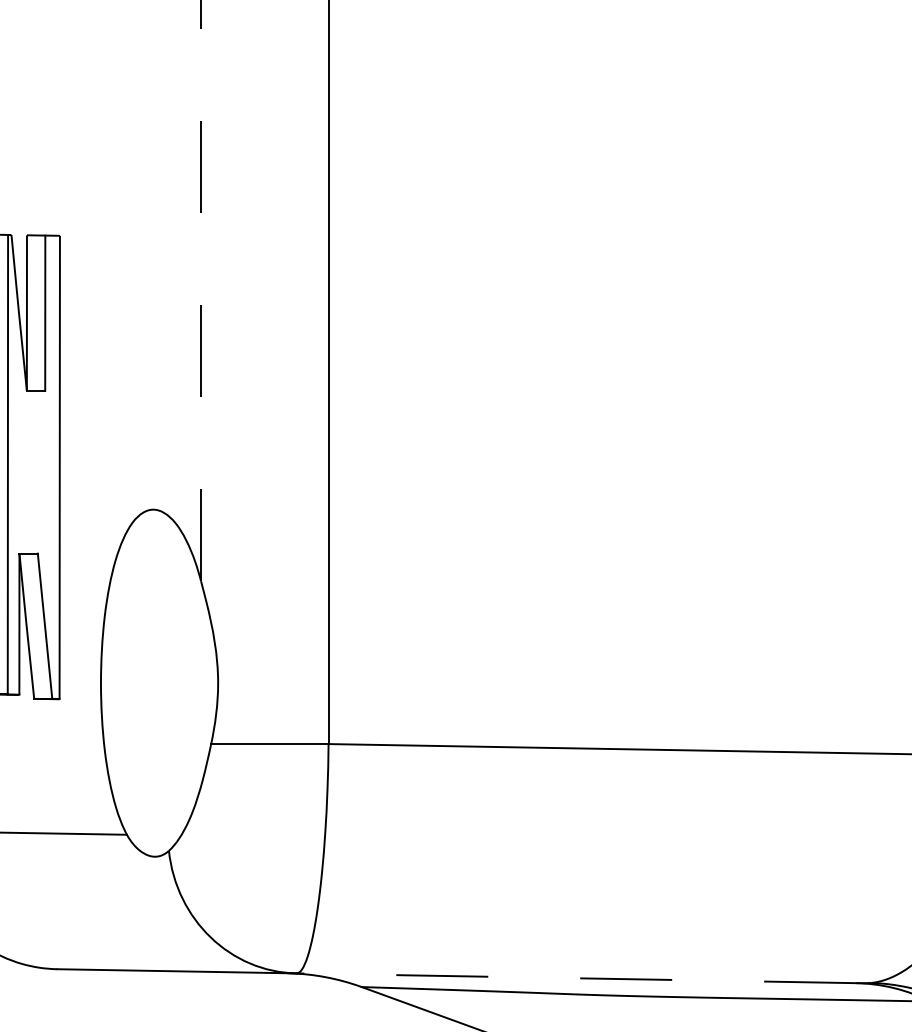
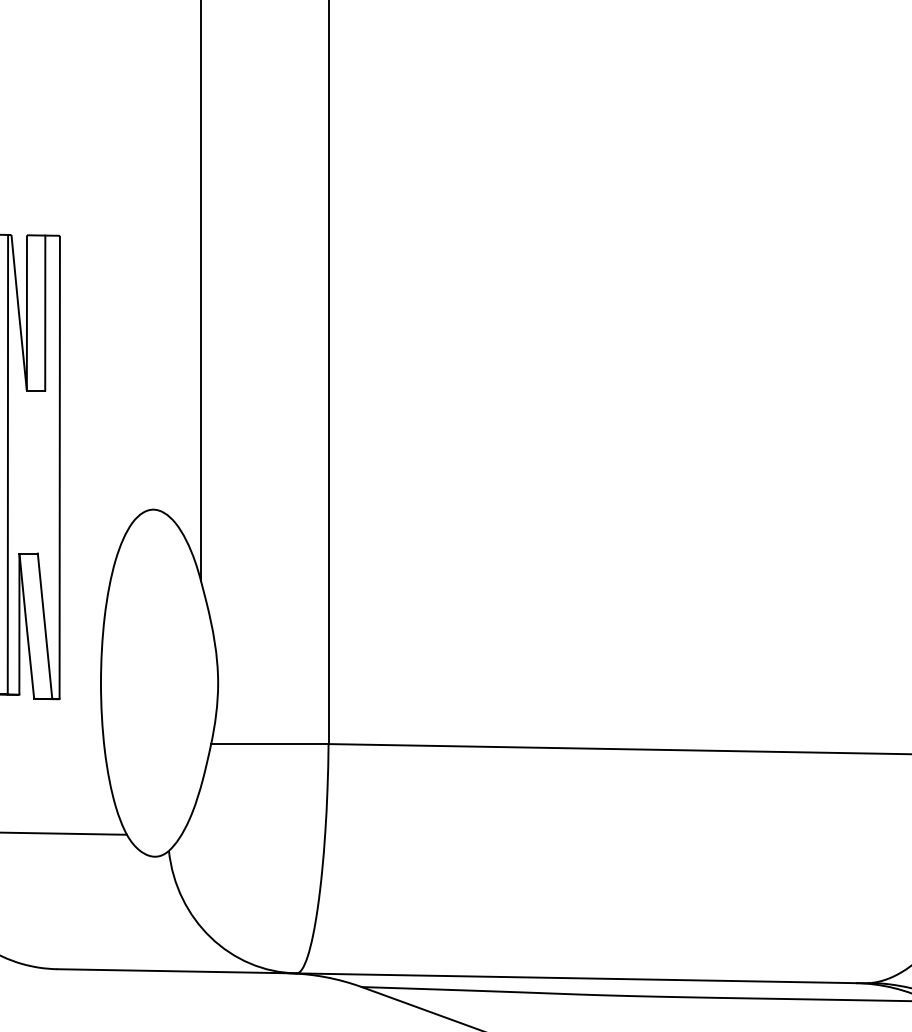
line: dashed -> solid (201, 290)
line: dashed -> solid (576, 978)
